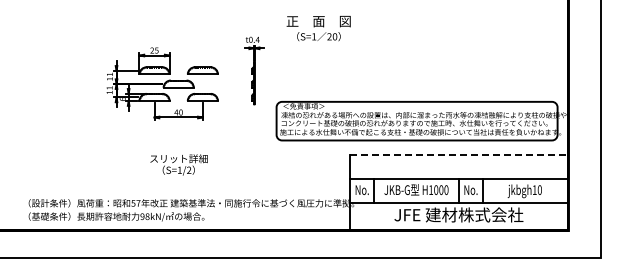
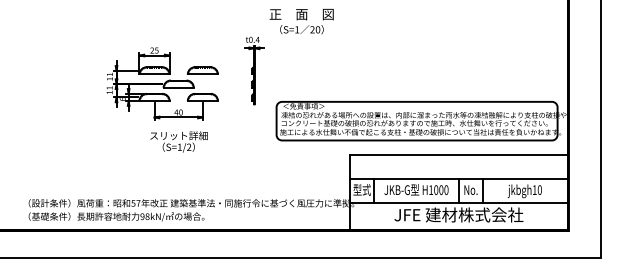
text position: (318, 28) -> (301, 21) (301, 21)
line: dashed -> solid (458, 155)
text position: (178, 164) -> (178, 141) (178, 141)
text: No. -> 型式 (361, 189)
